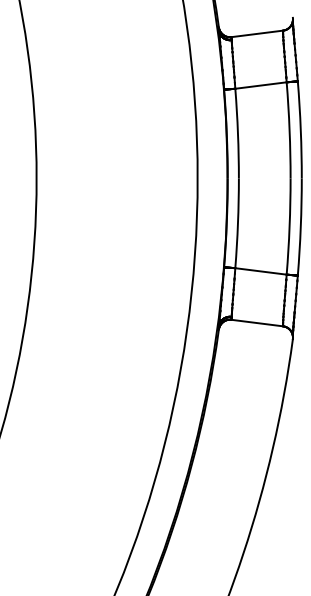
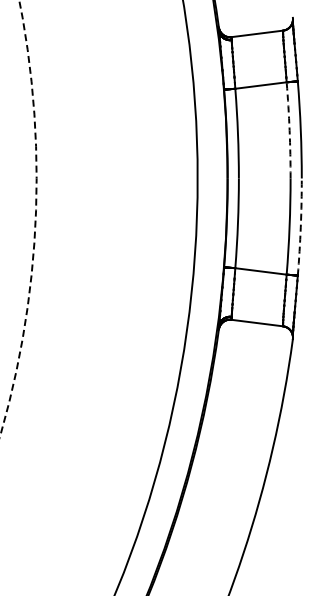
arc: solid -> dashed (289, 130)
arc: solid -> dashed (35, 219)
arc: solid -> dashed (300, 227)
